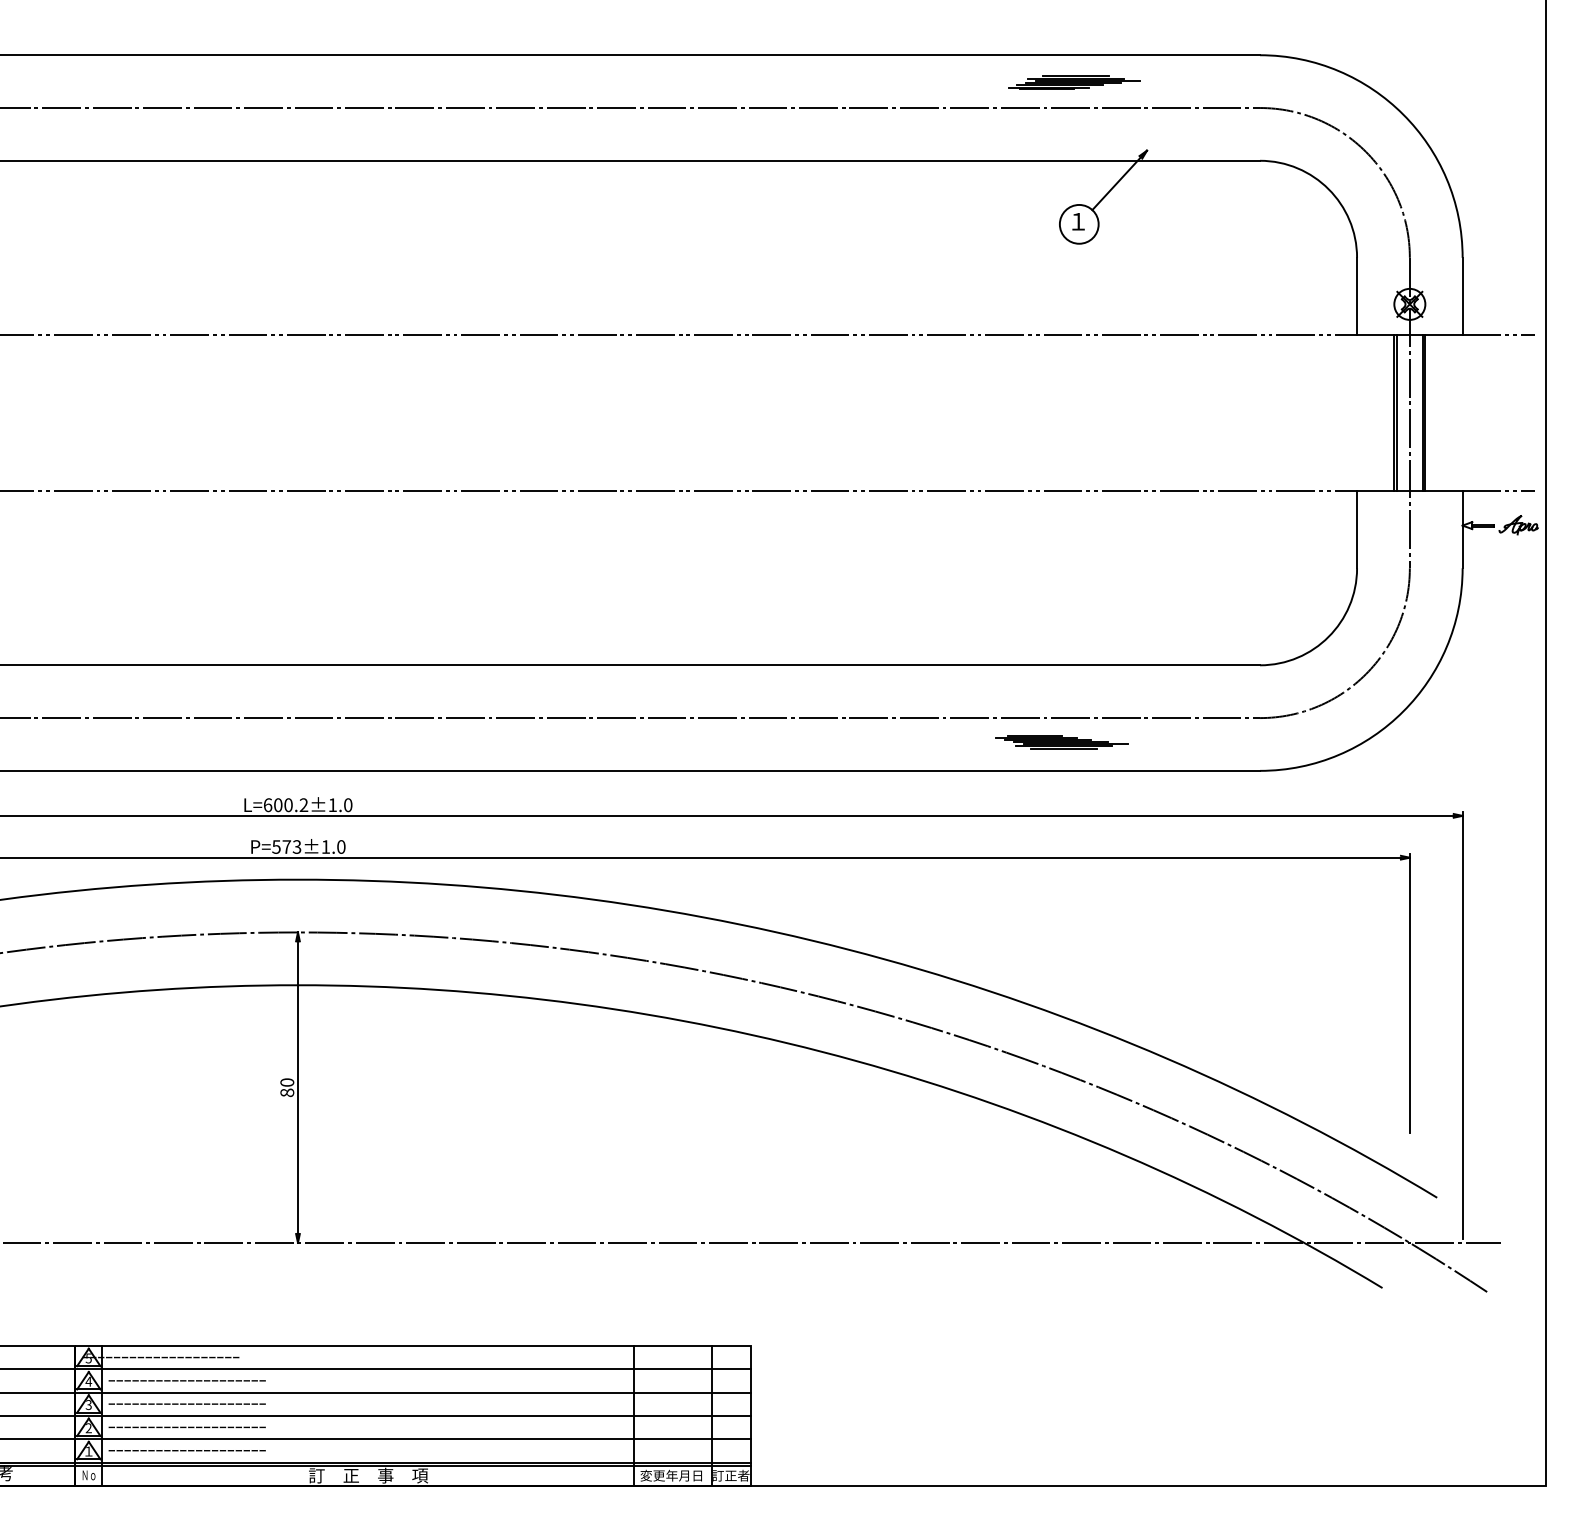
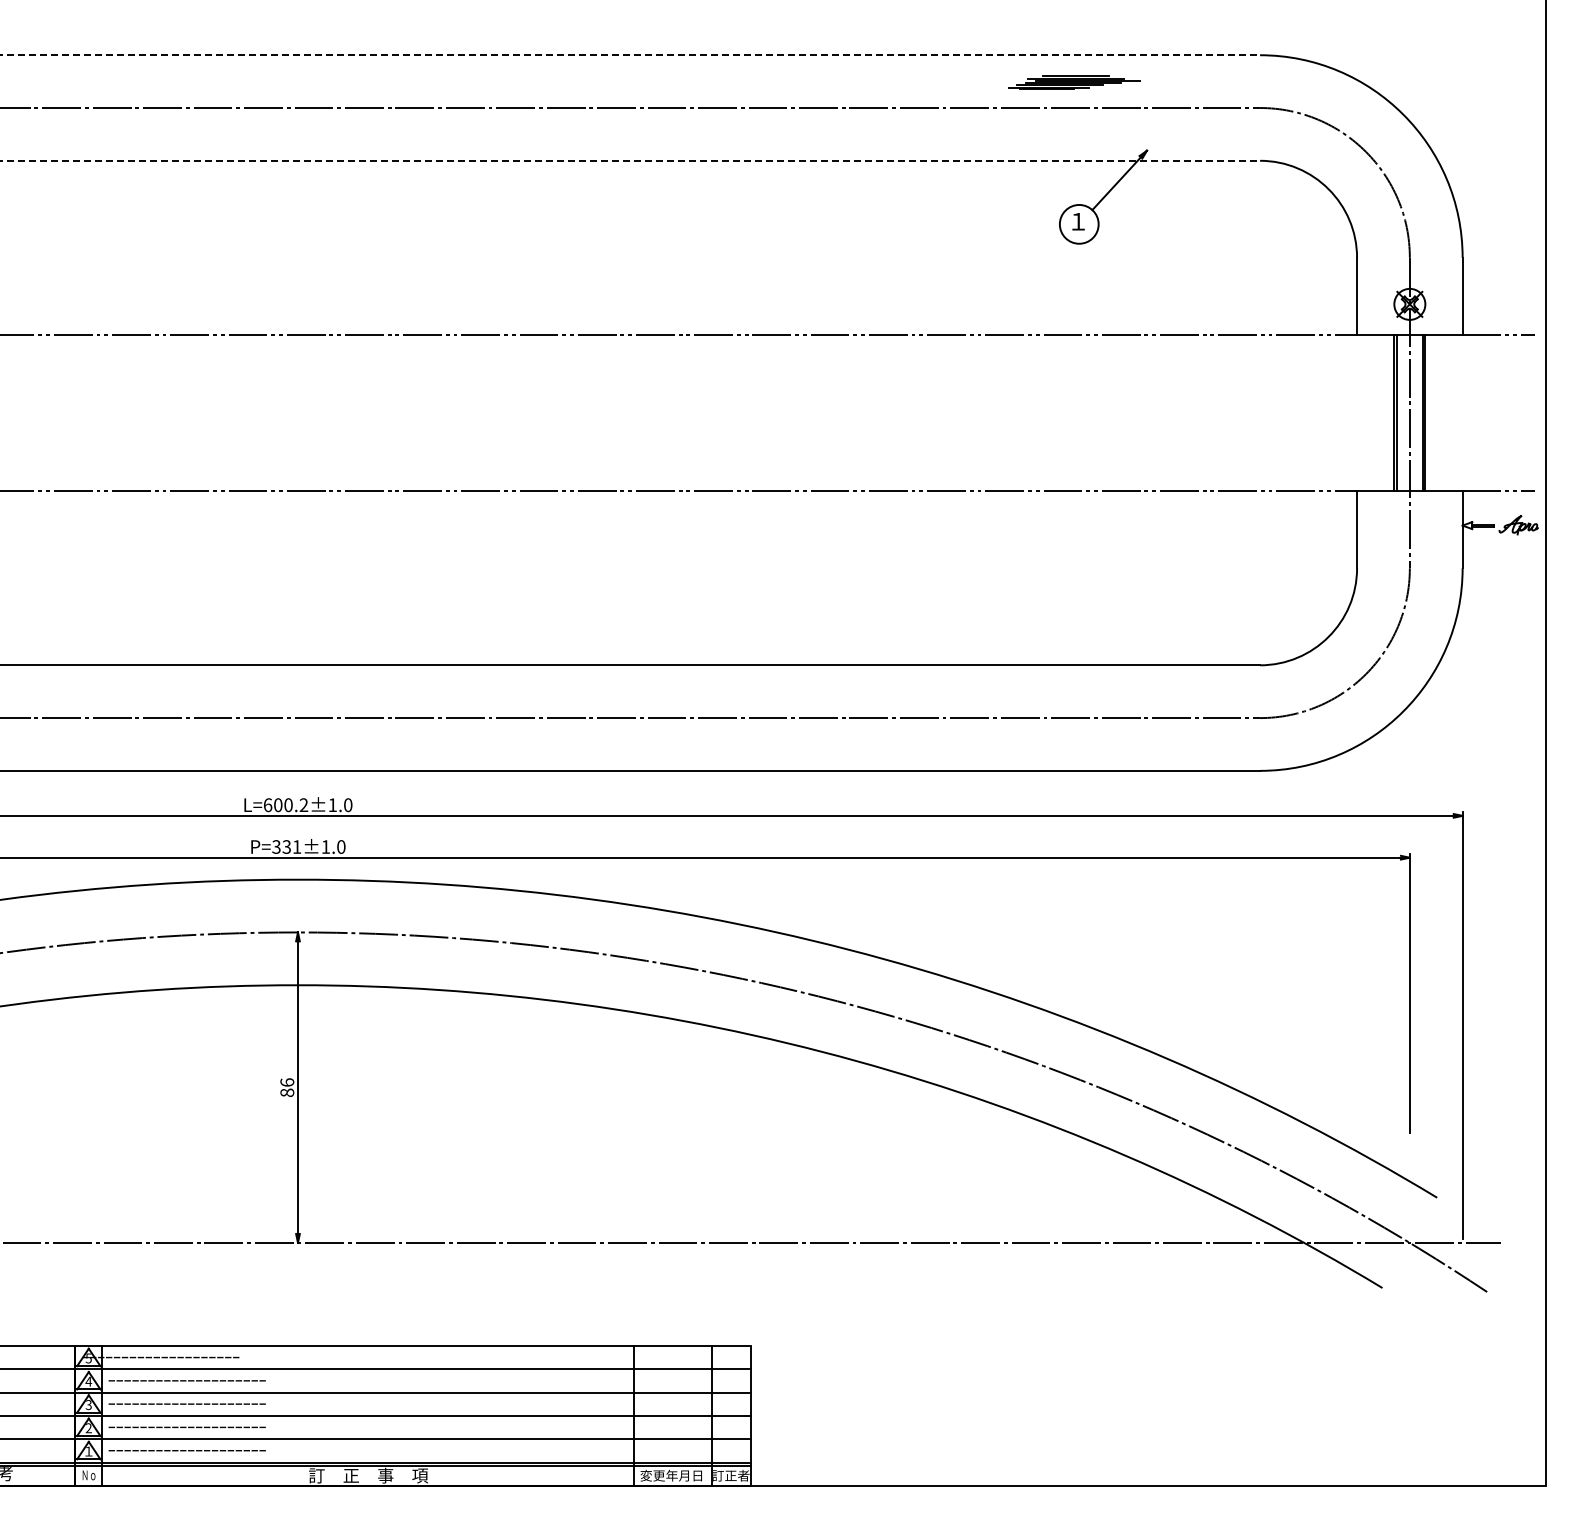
line: solid -> dashed (630, 55)
line: solid -> dashed (630, 160)
part: present -> none (1061, 742)
text: P=573±1.0 -> P=331±1.0 (286, 846)
text: 80 -> 86 (287, 1082)
